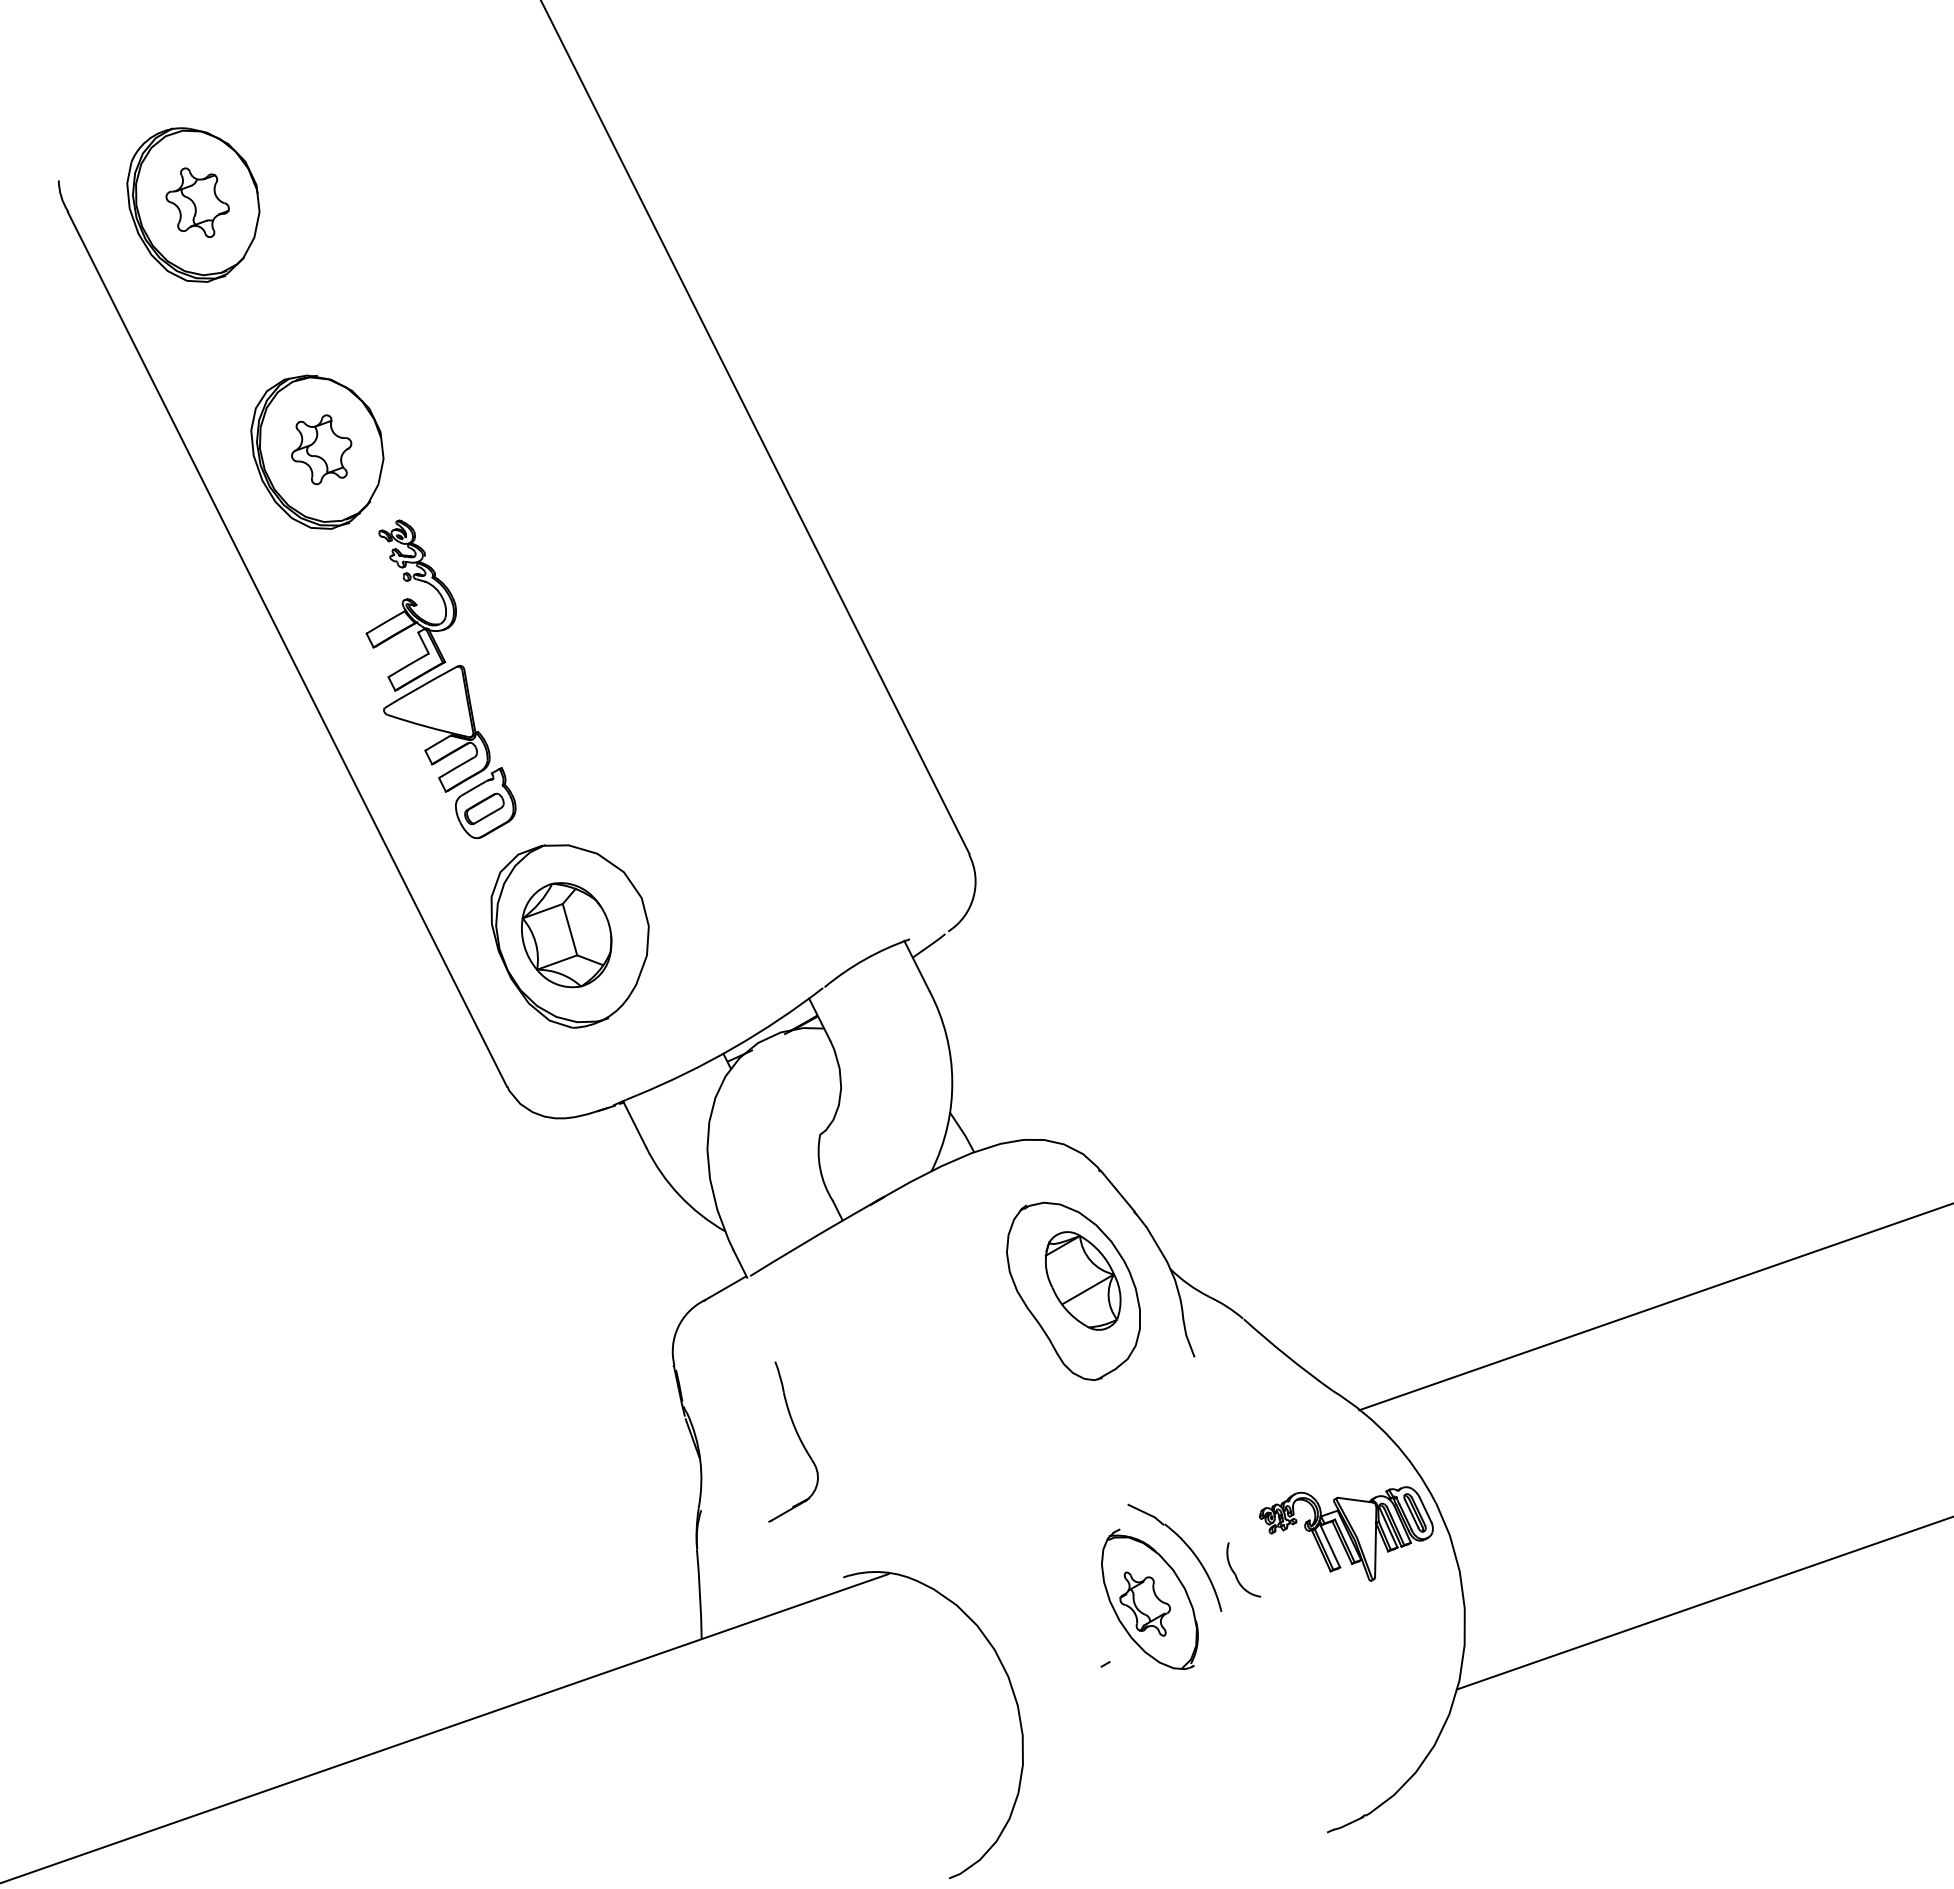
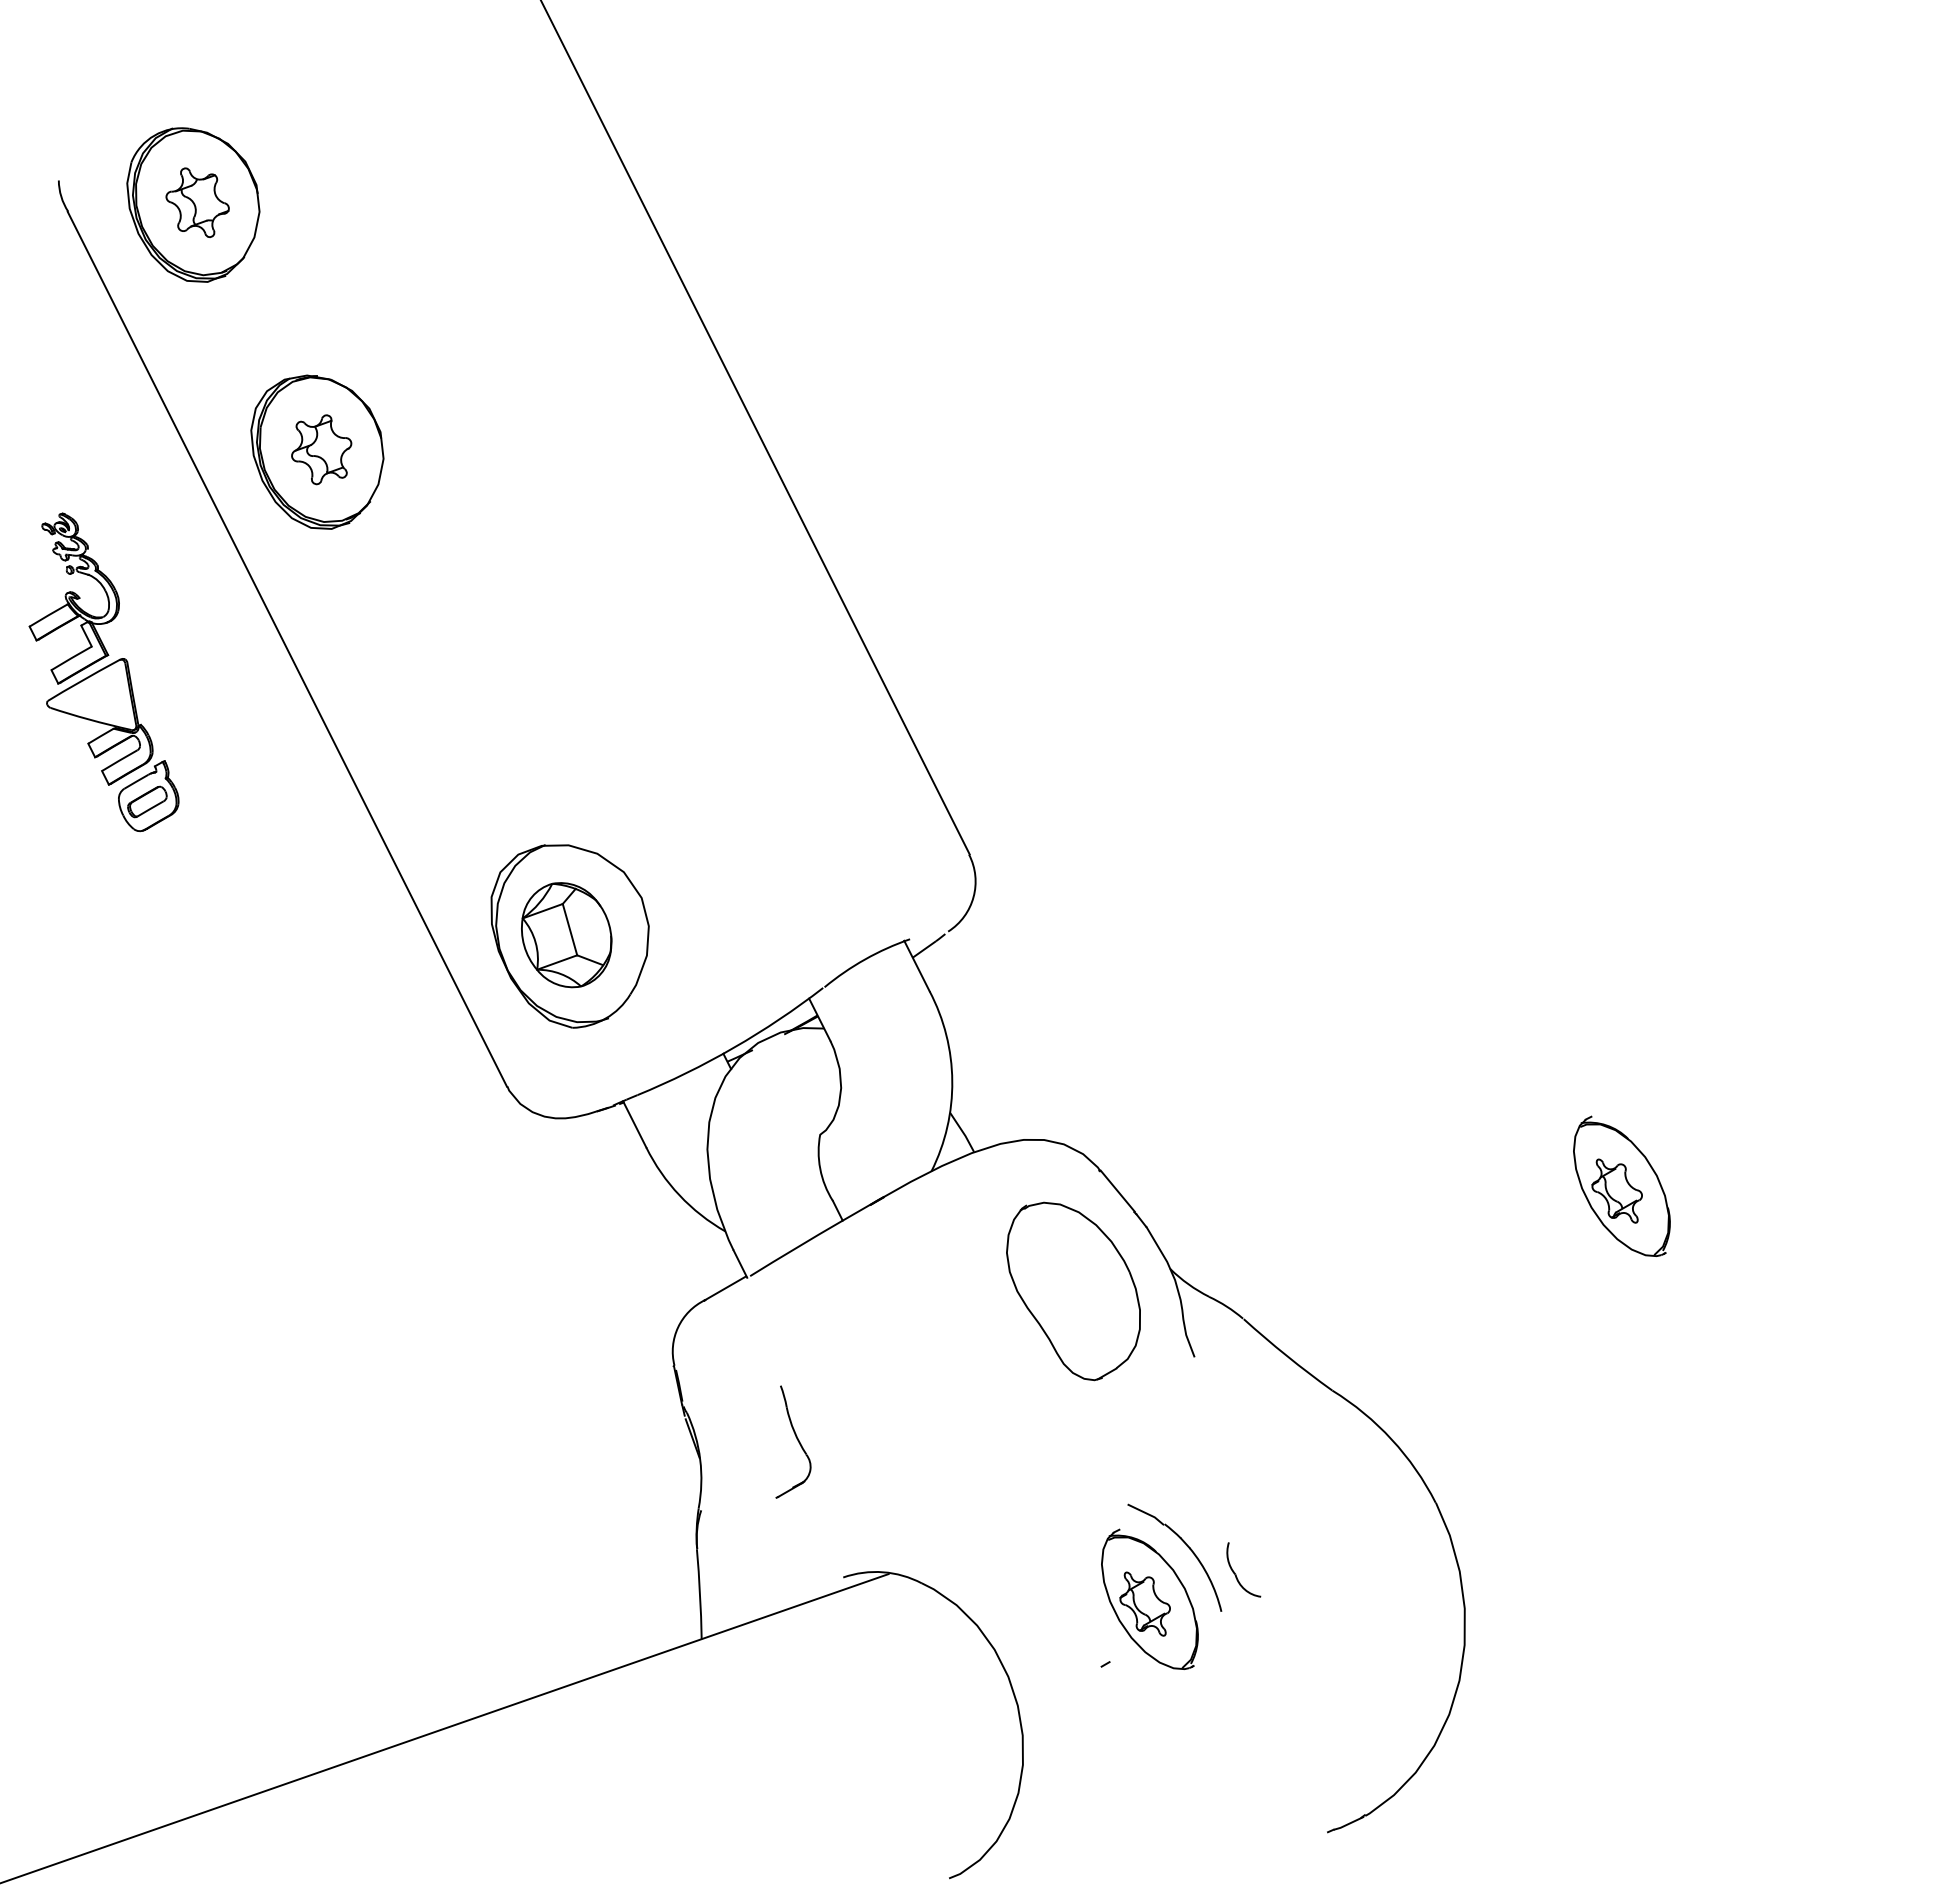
part position: (440, 679) -> (103, 672) (103, 672)
part: none -> present (1621, 1185)
part: present -> none (1082, 1280)
line: present -> none (1654, 1307)
part size: 51x162 px -> 37x114 px (793, 1441)
part: present -> none (1346, 1533)
line: present -> none (1703, 1603)
